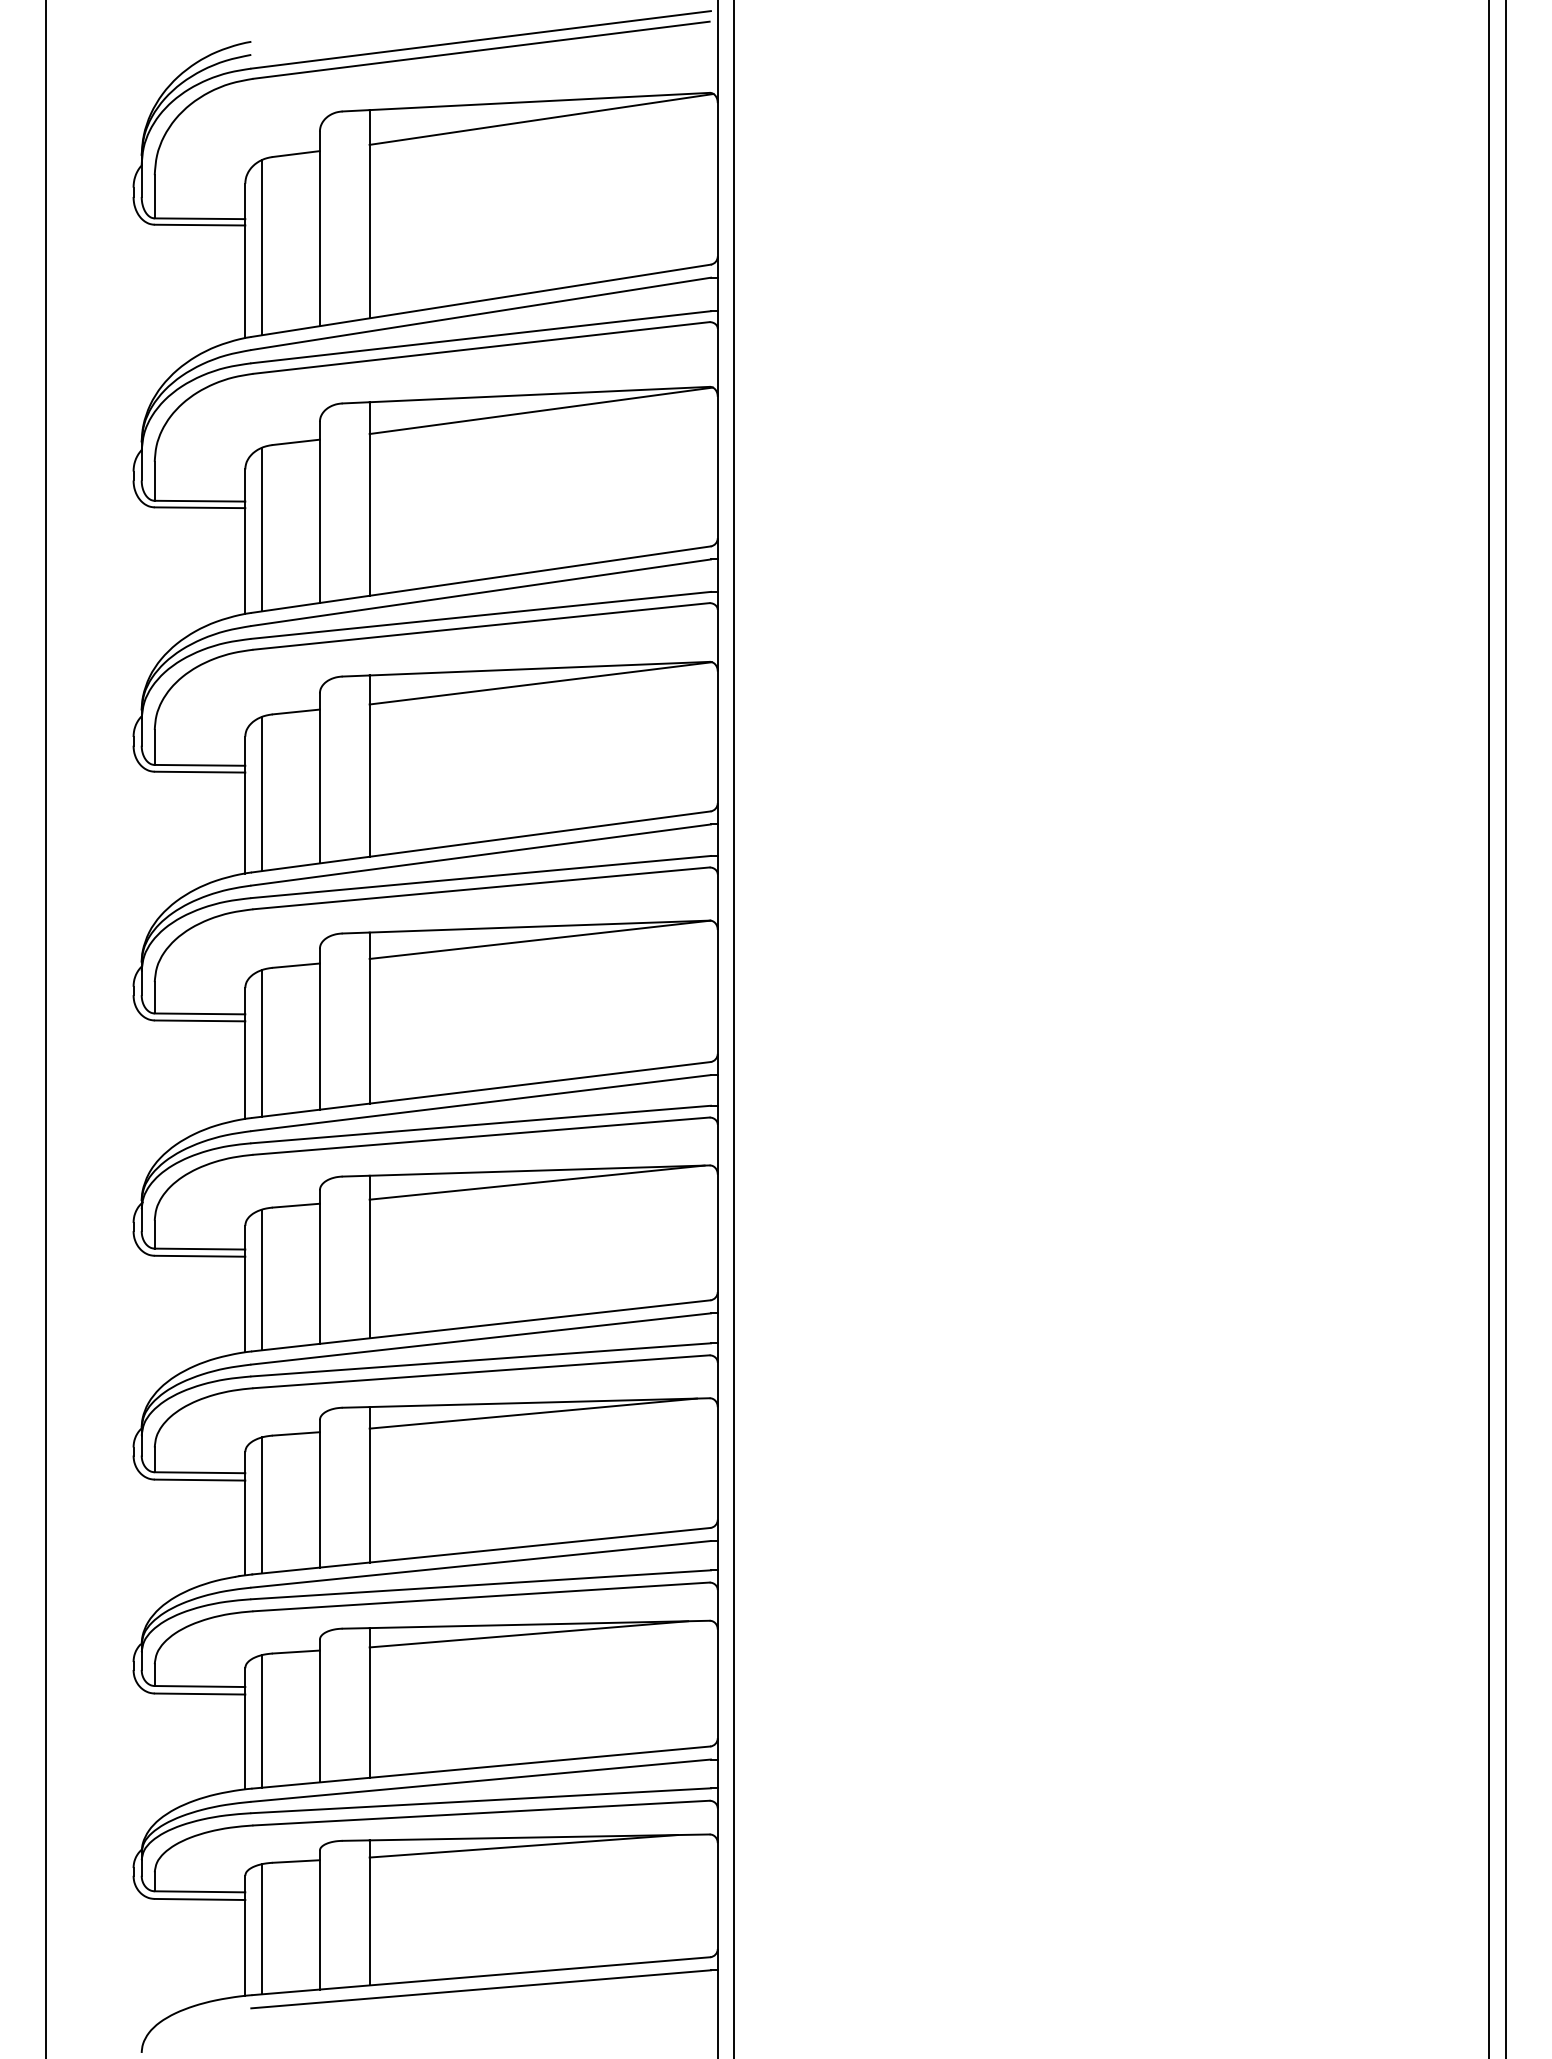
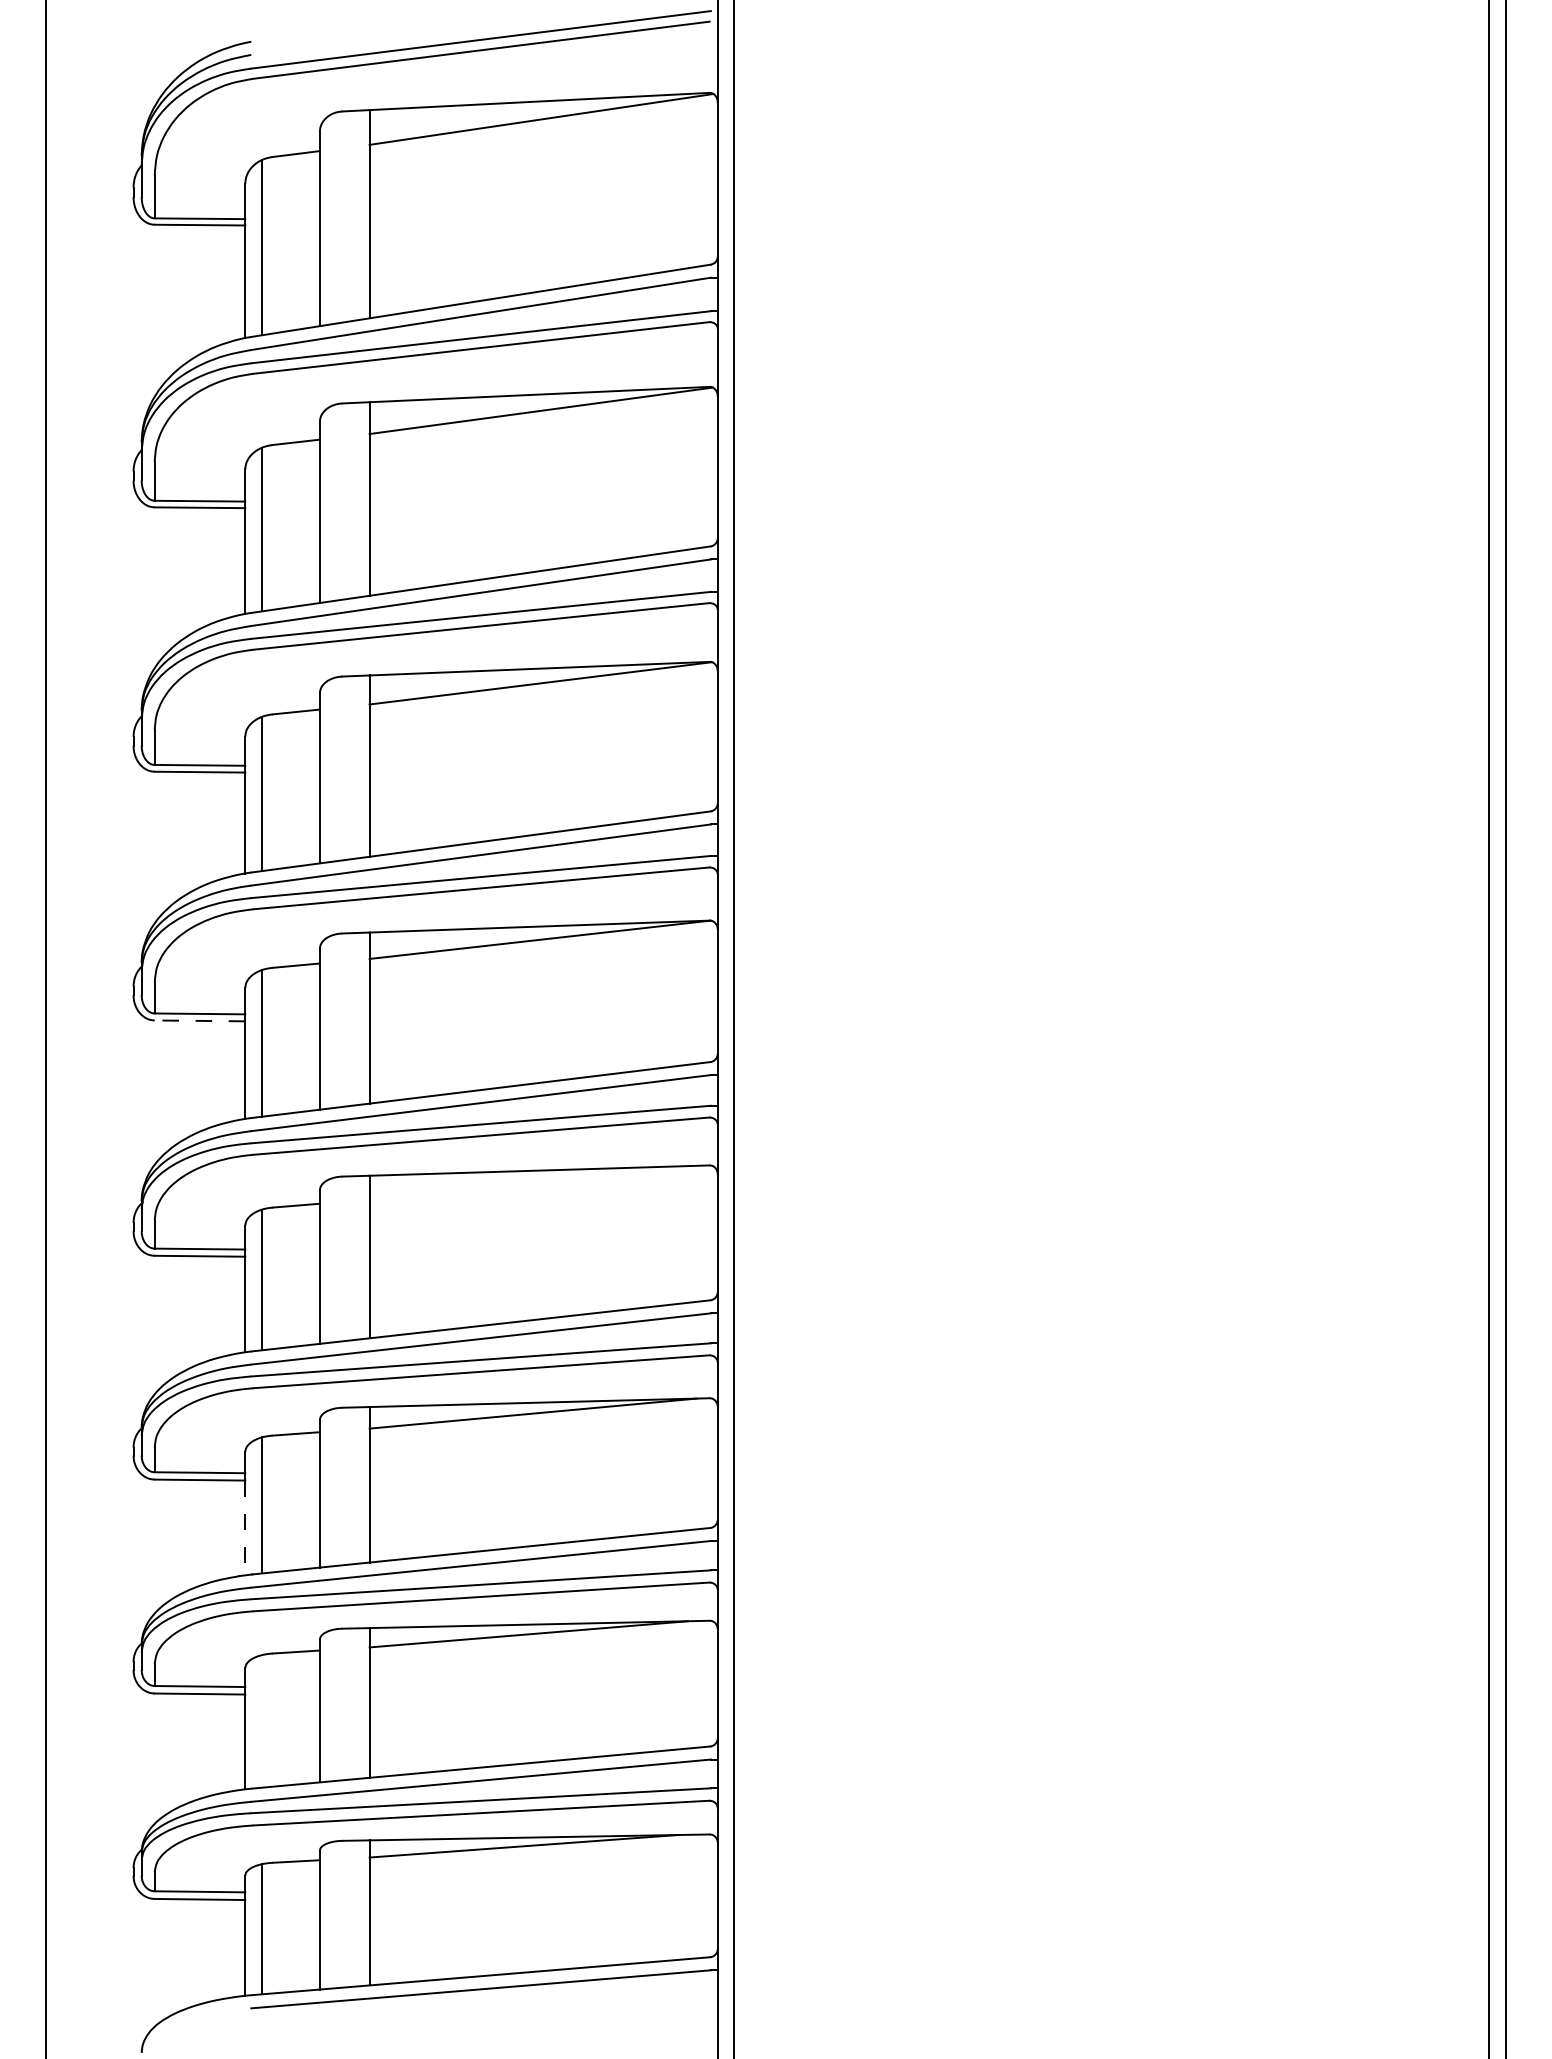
line: solid -> dashed (199, 1020)
line: present -> none (536, 1182)
line: solid -> dashed (245, 1528)
line: present -> none (261, 1721)
